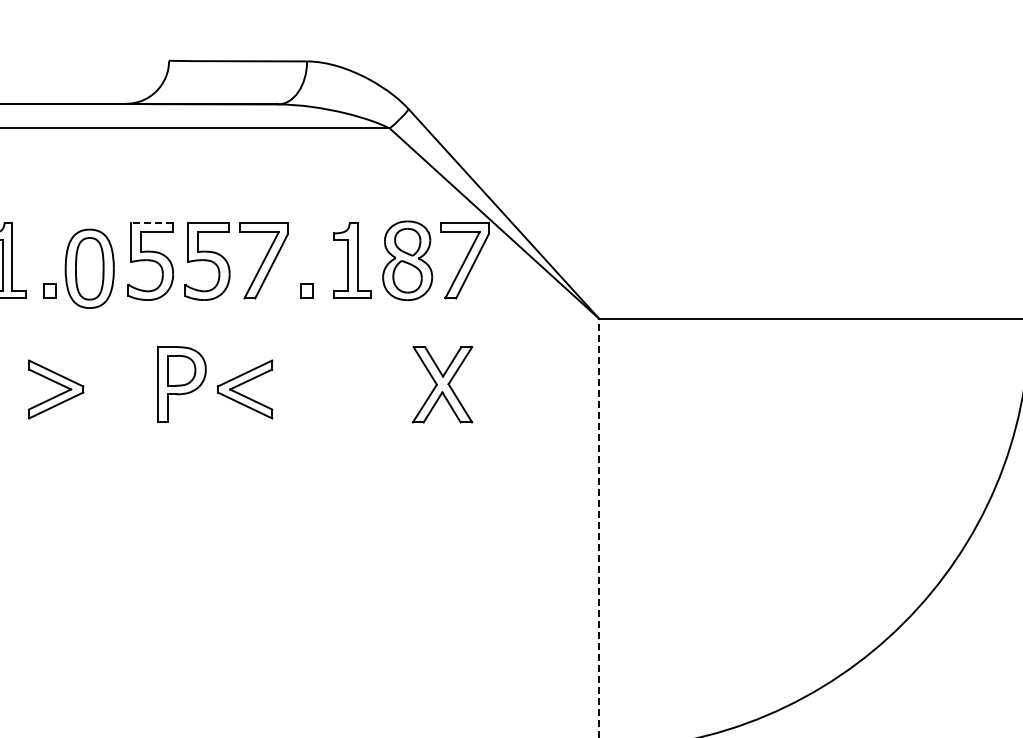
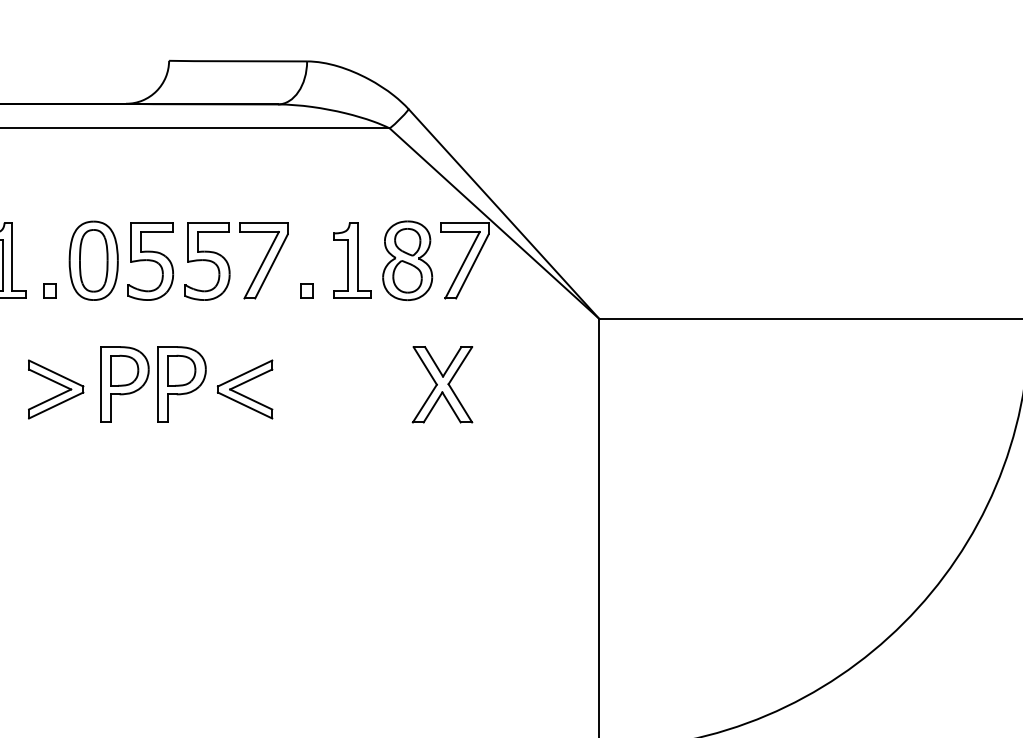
line: dashed -> solid (152, 223)
part position: (89, 268) -> (93, 260) (93, 260)
part: none -> present (124, 384)
line: dashed -> solid (599, 527)
